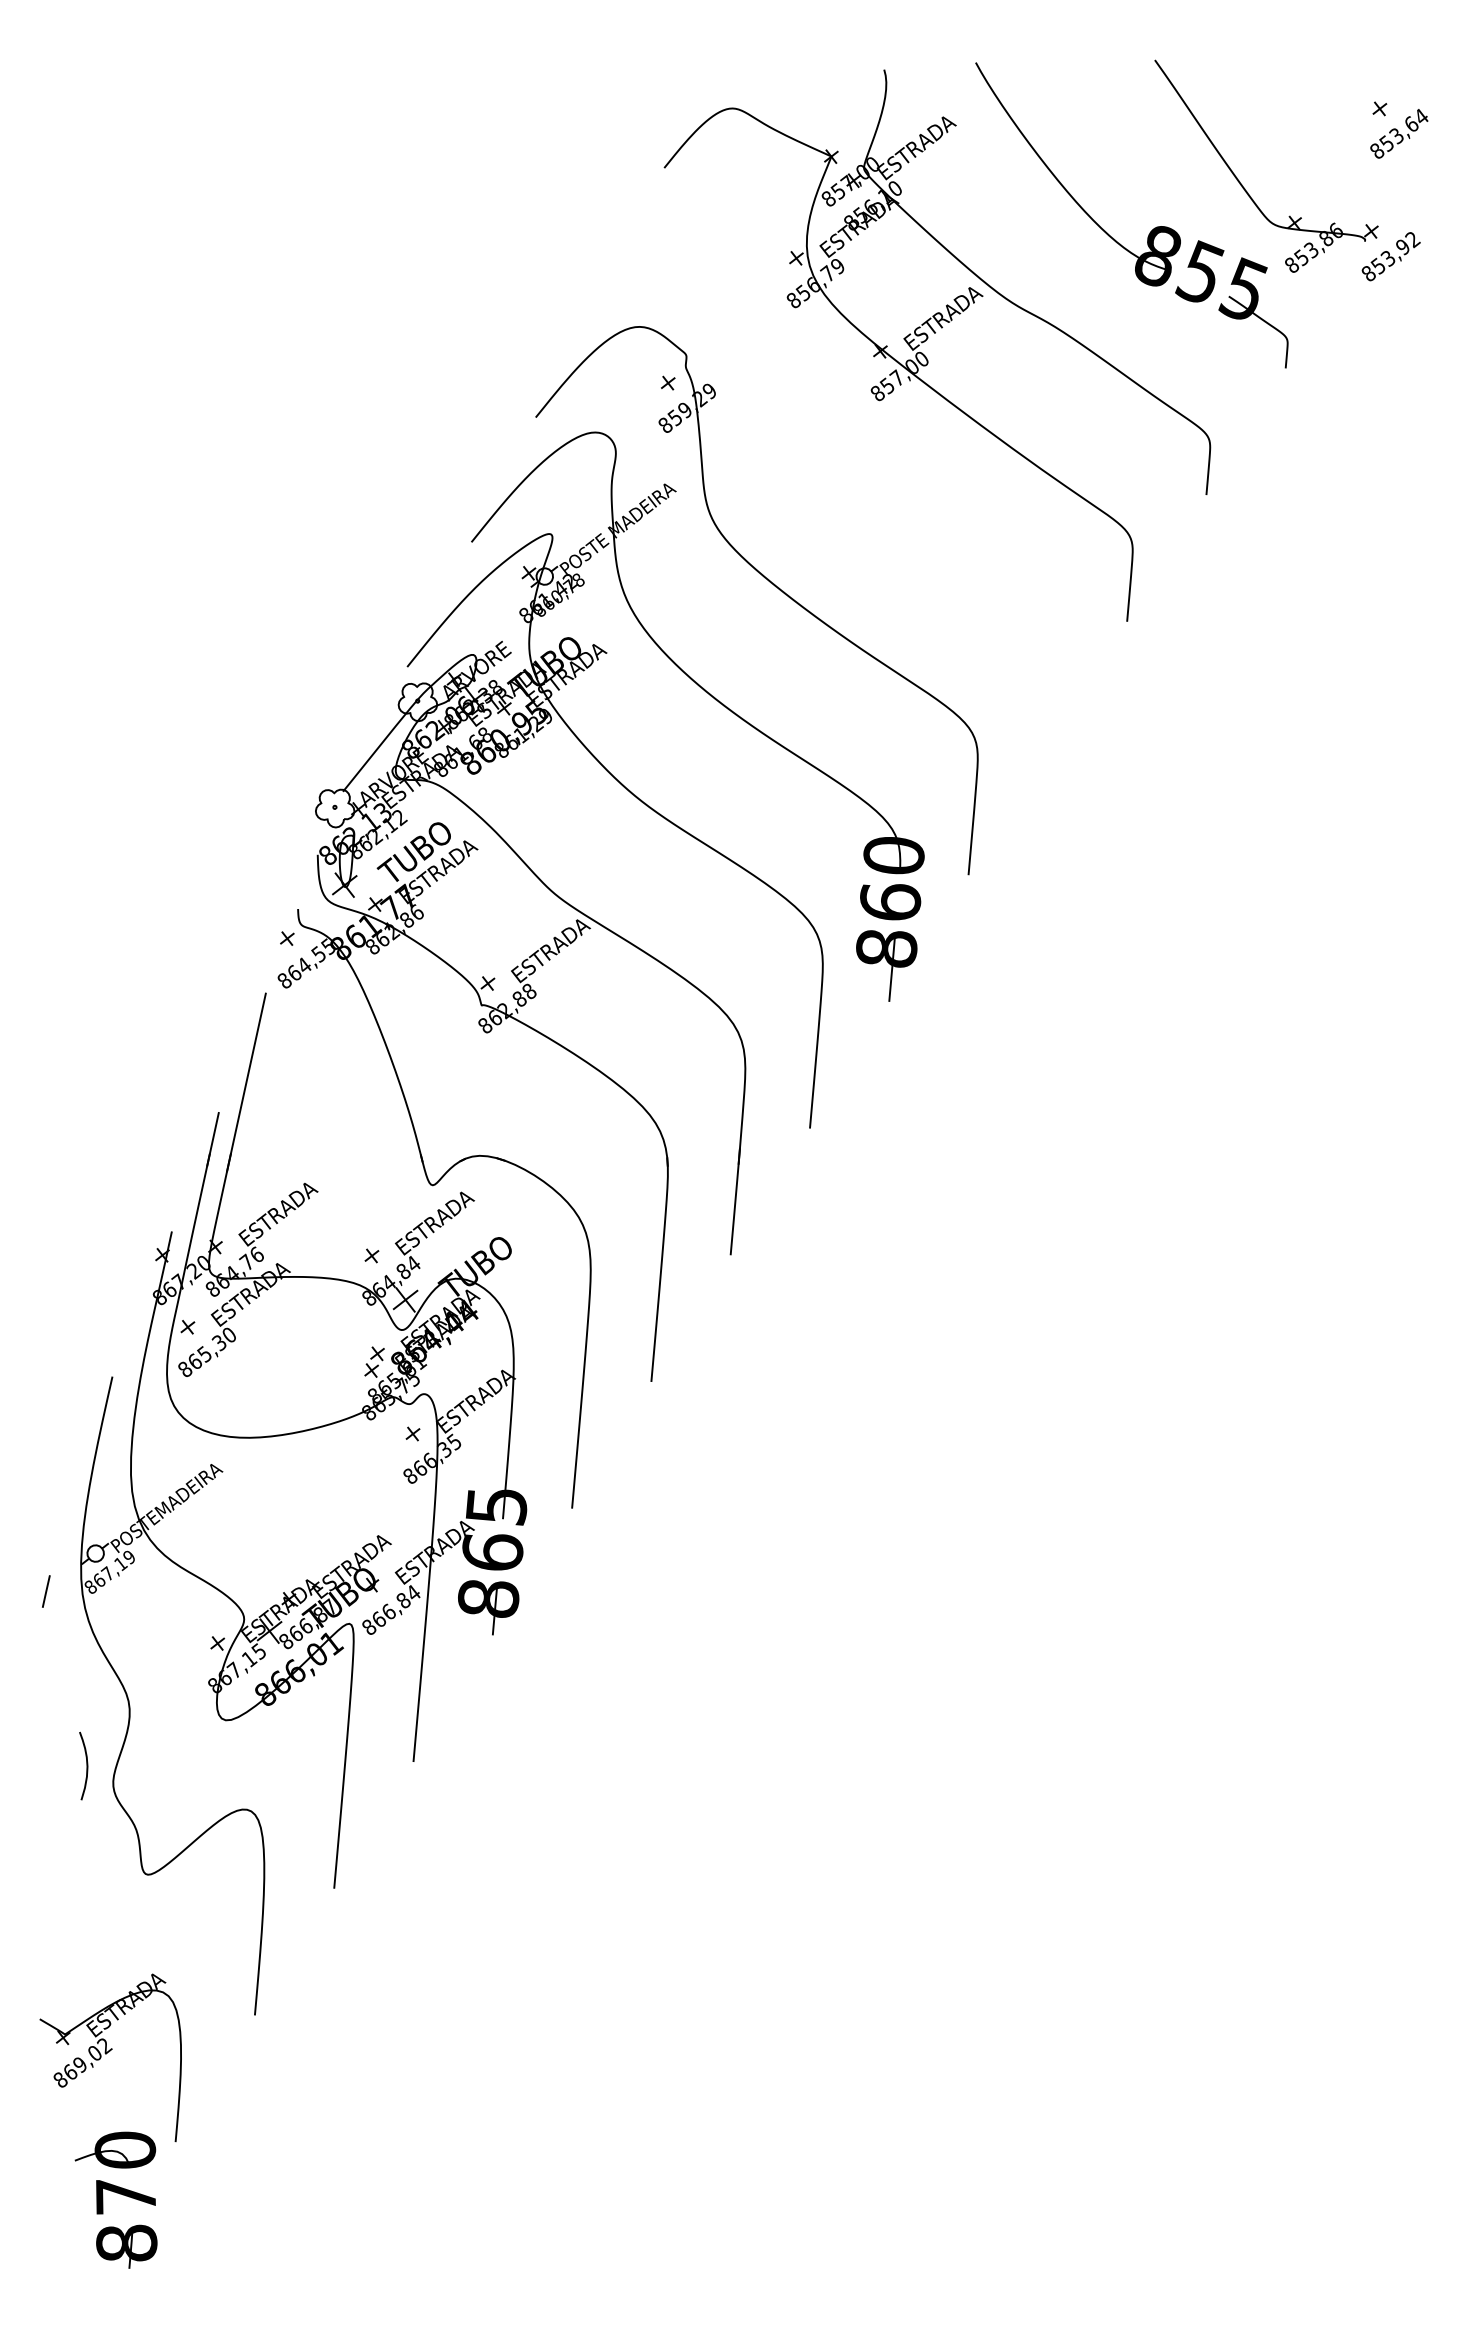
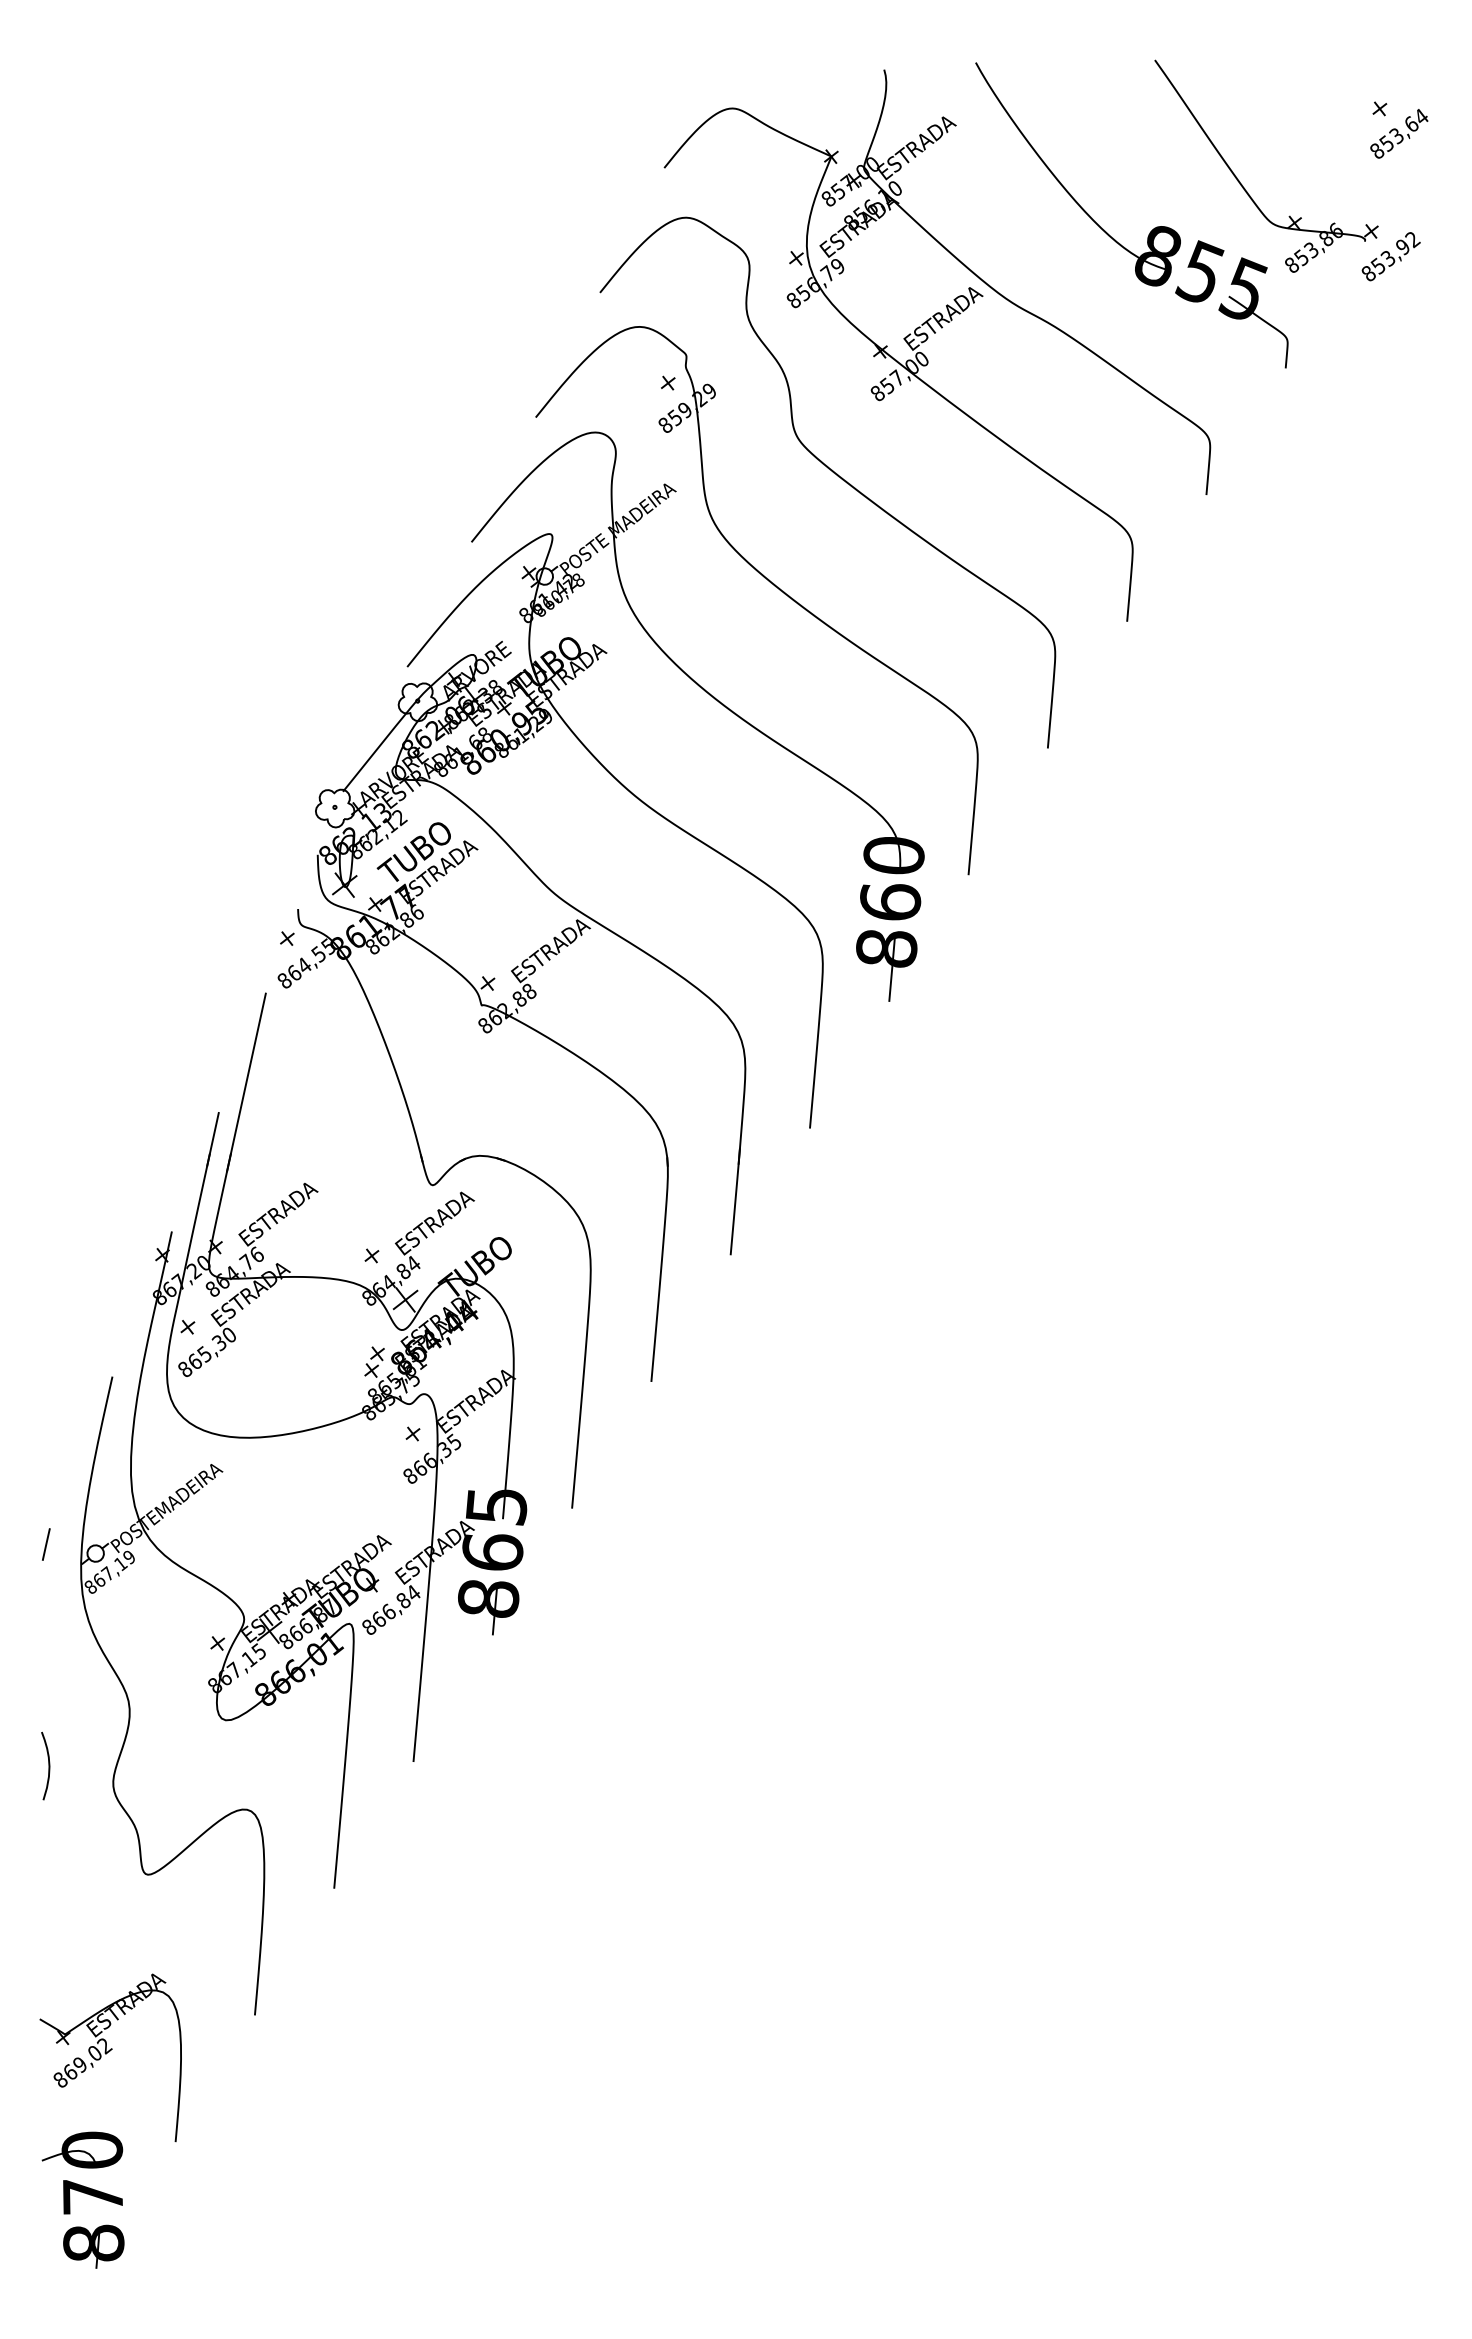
curve: none -> present (833, 473)
line position: (46, 1591) -> (46, 1544) (46, 1544)
curve position: (86, 1765) -> (48, 1765) (48, 1765)
part position: (116, 2193) -> (83, 2193) (83, 2193)
